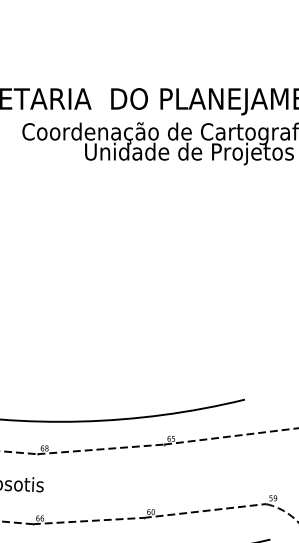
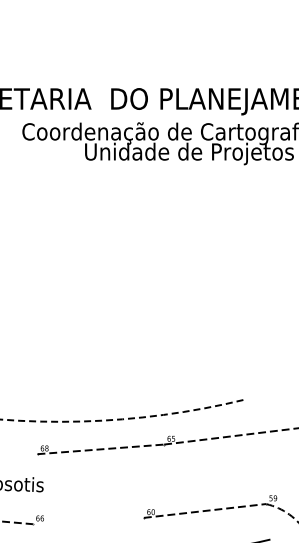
arc: solid -> dashed (122, 419)
line: present -> none (19, 452)
line: present -> none (87, 520)
